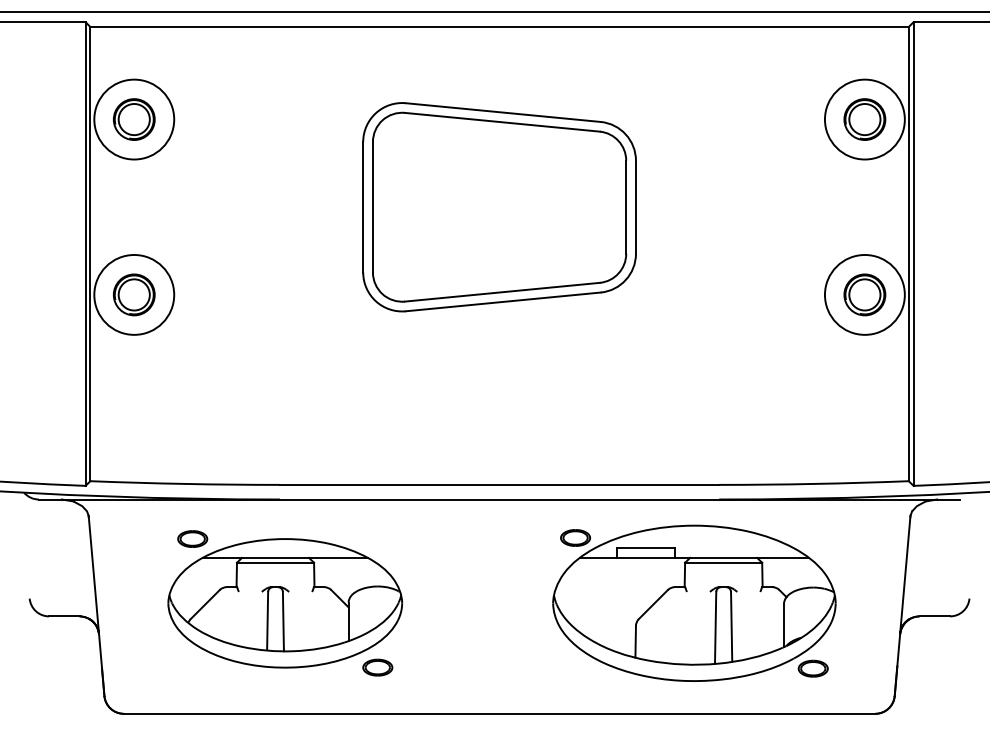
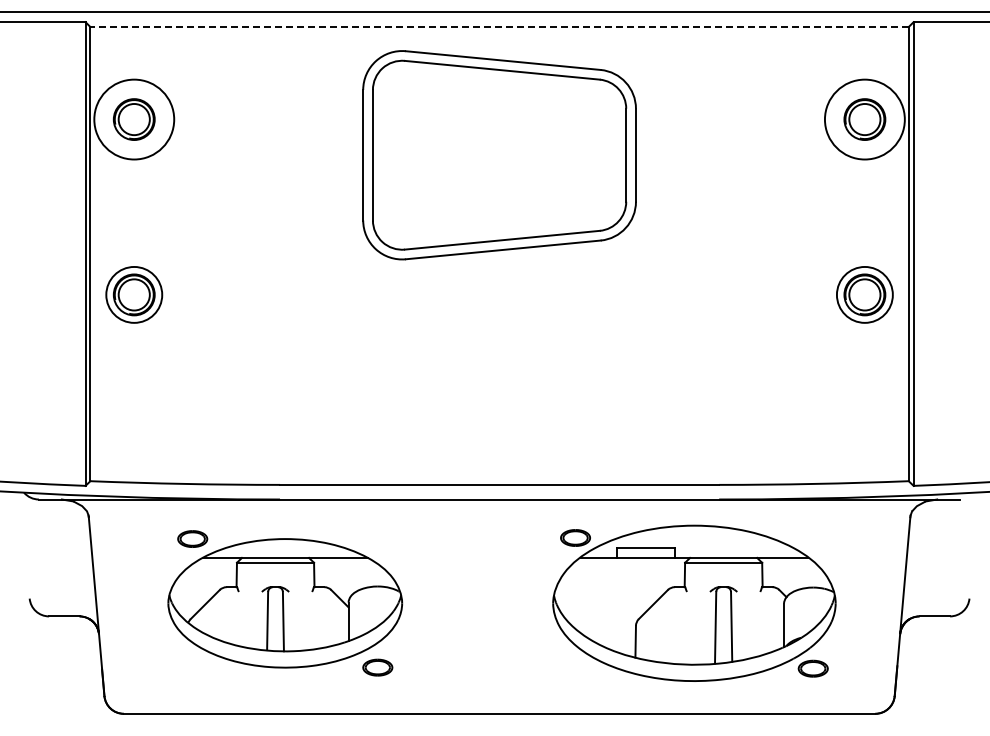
line: solid -> dashed (499, 27)
part position: (499, 207) -> (499, 155) (499, 155)
circle diameter: 80 px -> 56 px (134, 294)
circle diameter: 80 px -> 56 px (864, 294)
